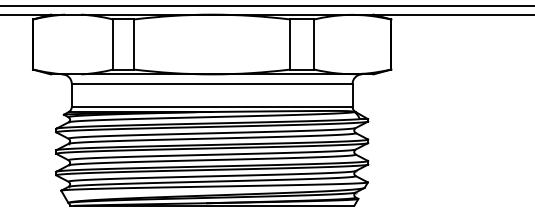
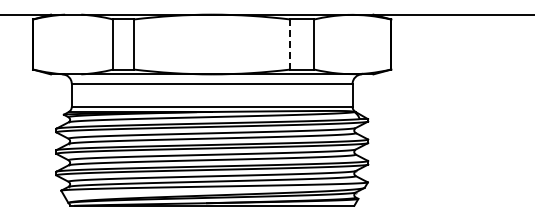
line: present -> none (266, 6)
line: solid -> dashed (290, 44)
